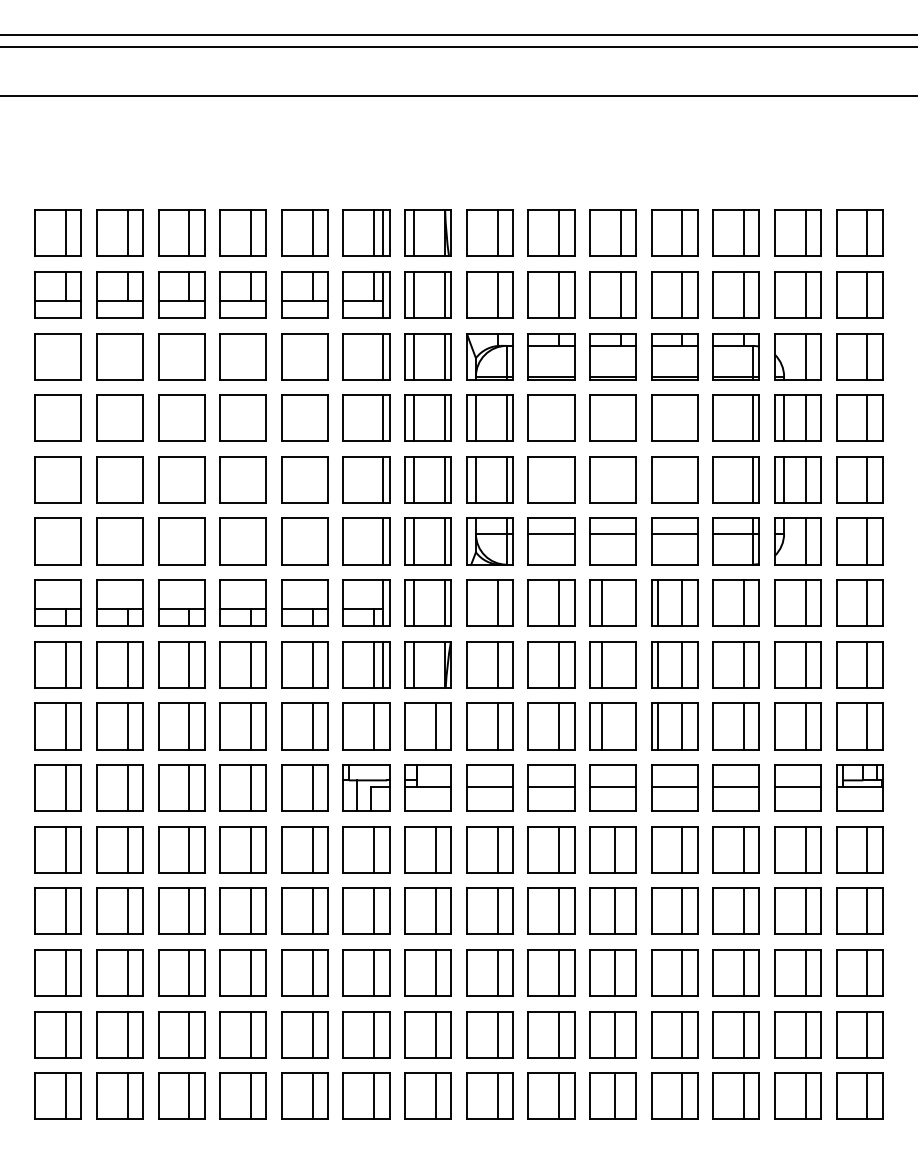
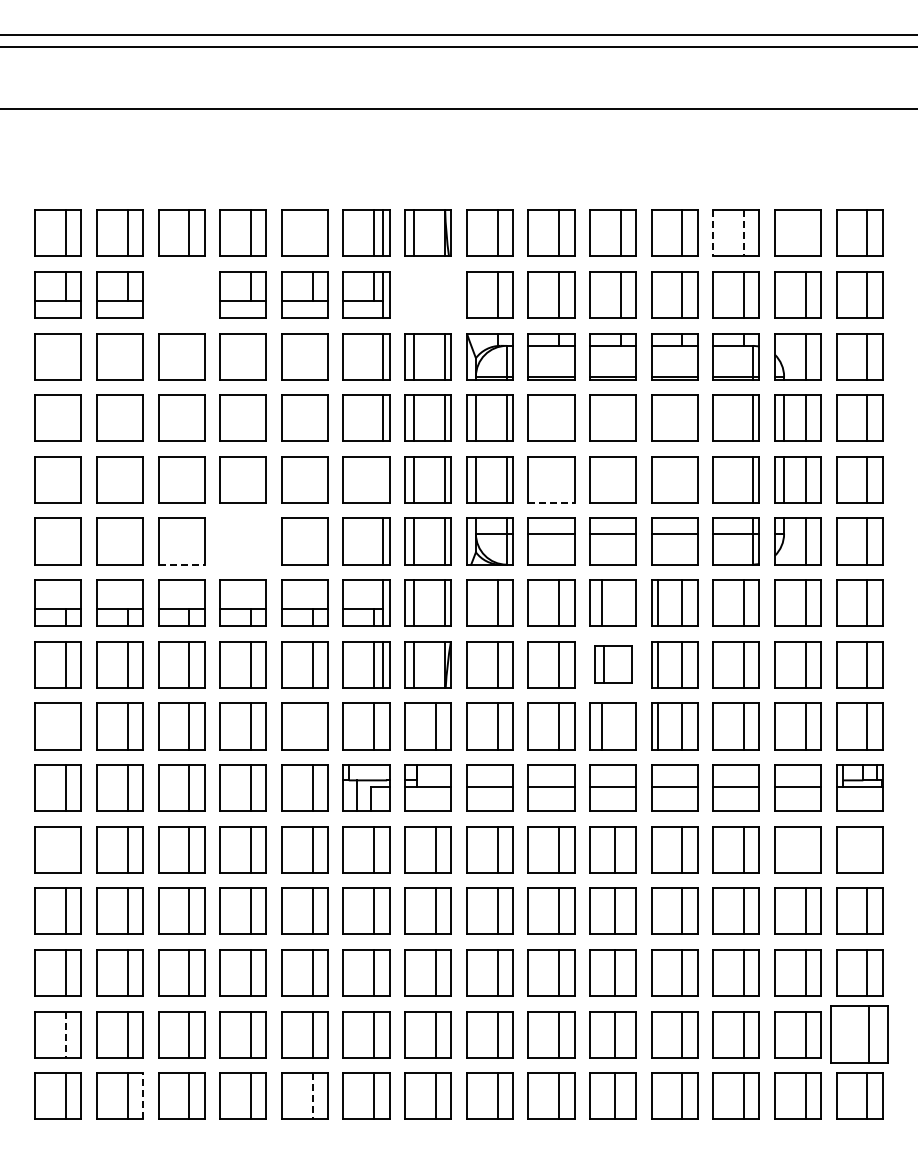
line position: (458, 96) -> (458, 109) (458, 109)
line: present -> none (312, 233)
line: solid -> dashed (713, 233)
line: solid -> dashed (744, 233)
line: present -> none (805, 233)
part: present -> none (181, 294)
part: present -> none (427, 294)
line: present -> none (383, 479)
line: solid -> dashed (551, 503)
part: present -> none (242, 541)
line: solid -> dashed (182, 564)
part size: 48x48 px -> 39x39 px (613, 664)
line: present -> none (66, 726)
line: present -> none (312, 726)
line: present -> none (66, 849)
line: present -> none (805, 849)
line: present -> none (867, 849)
part size: 48x48 px -> 59x59 px (859, 1034)
line: solid -> dashed (66, 1035)
line: solid -> dashed (143, 1095)
line: solid -> dashed (312, 1096)
